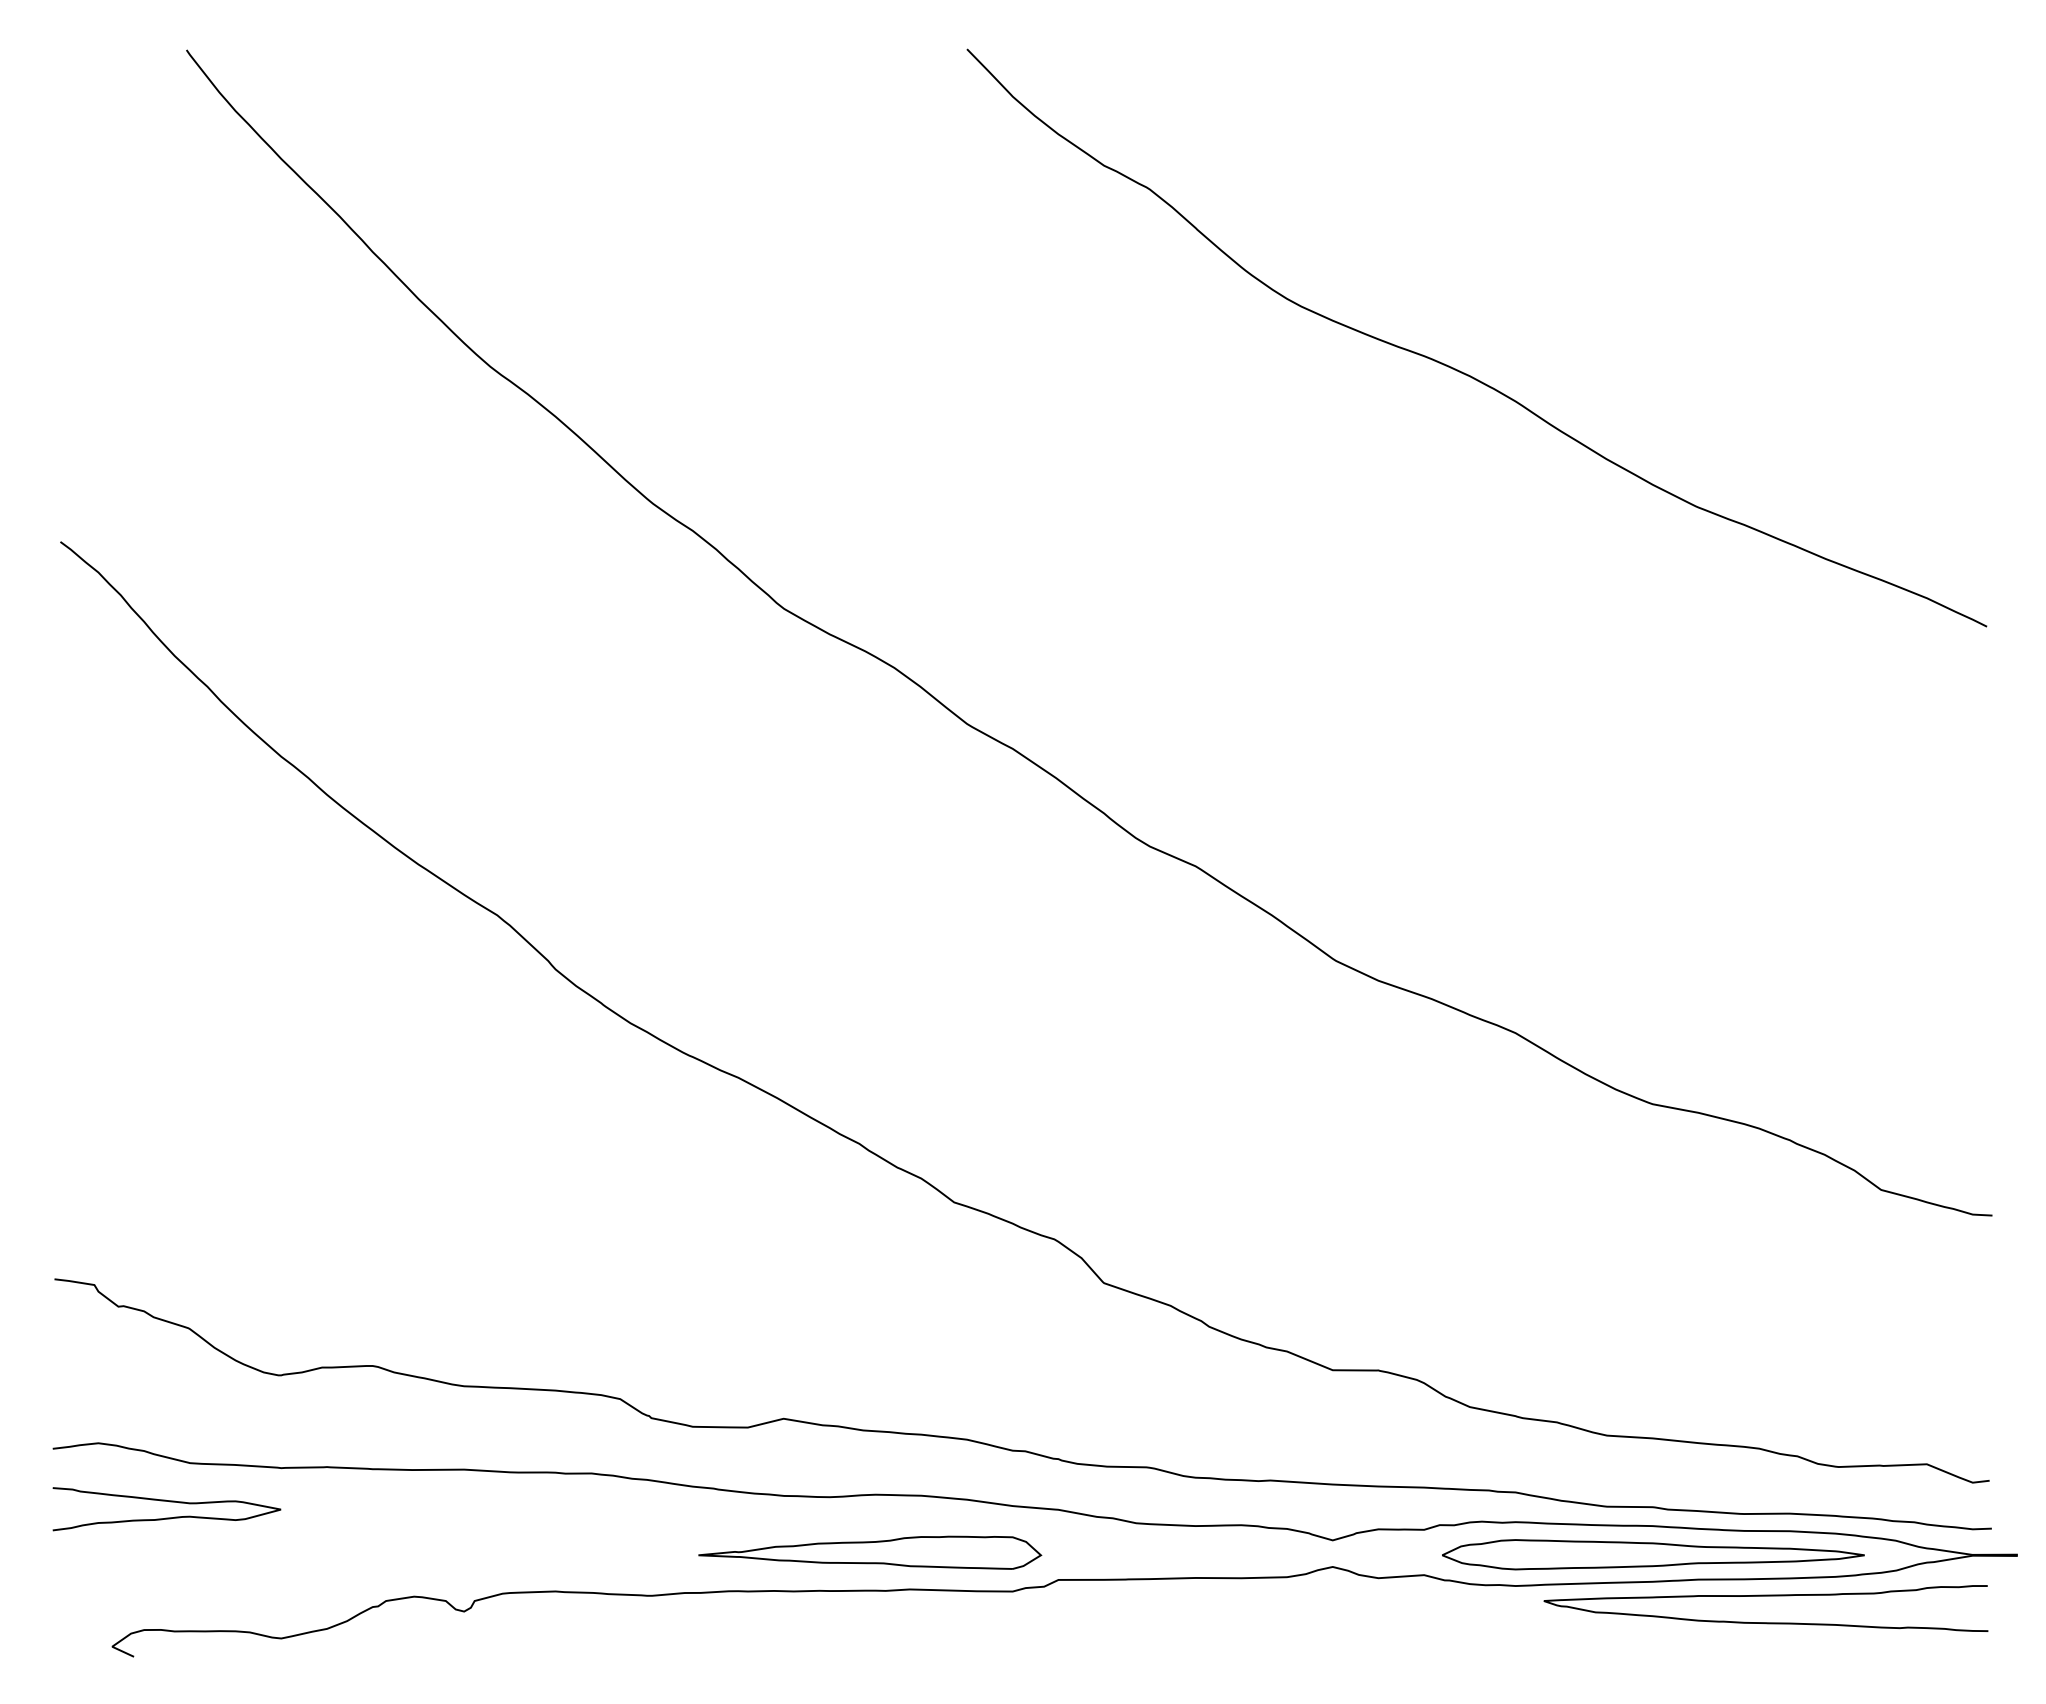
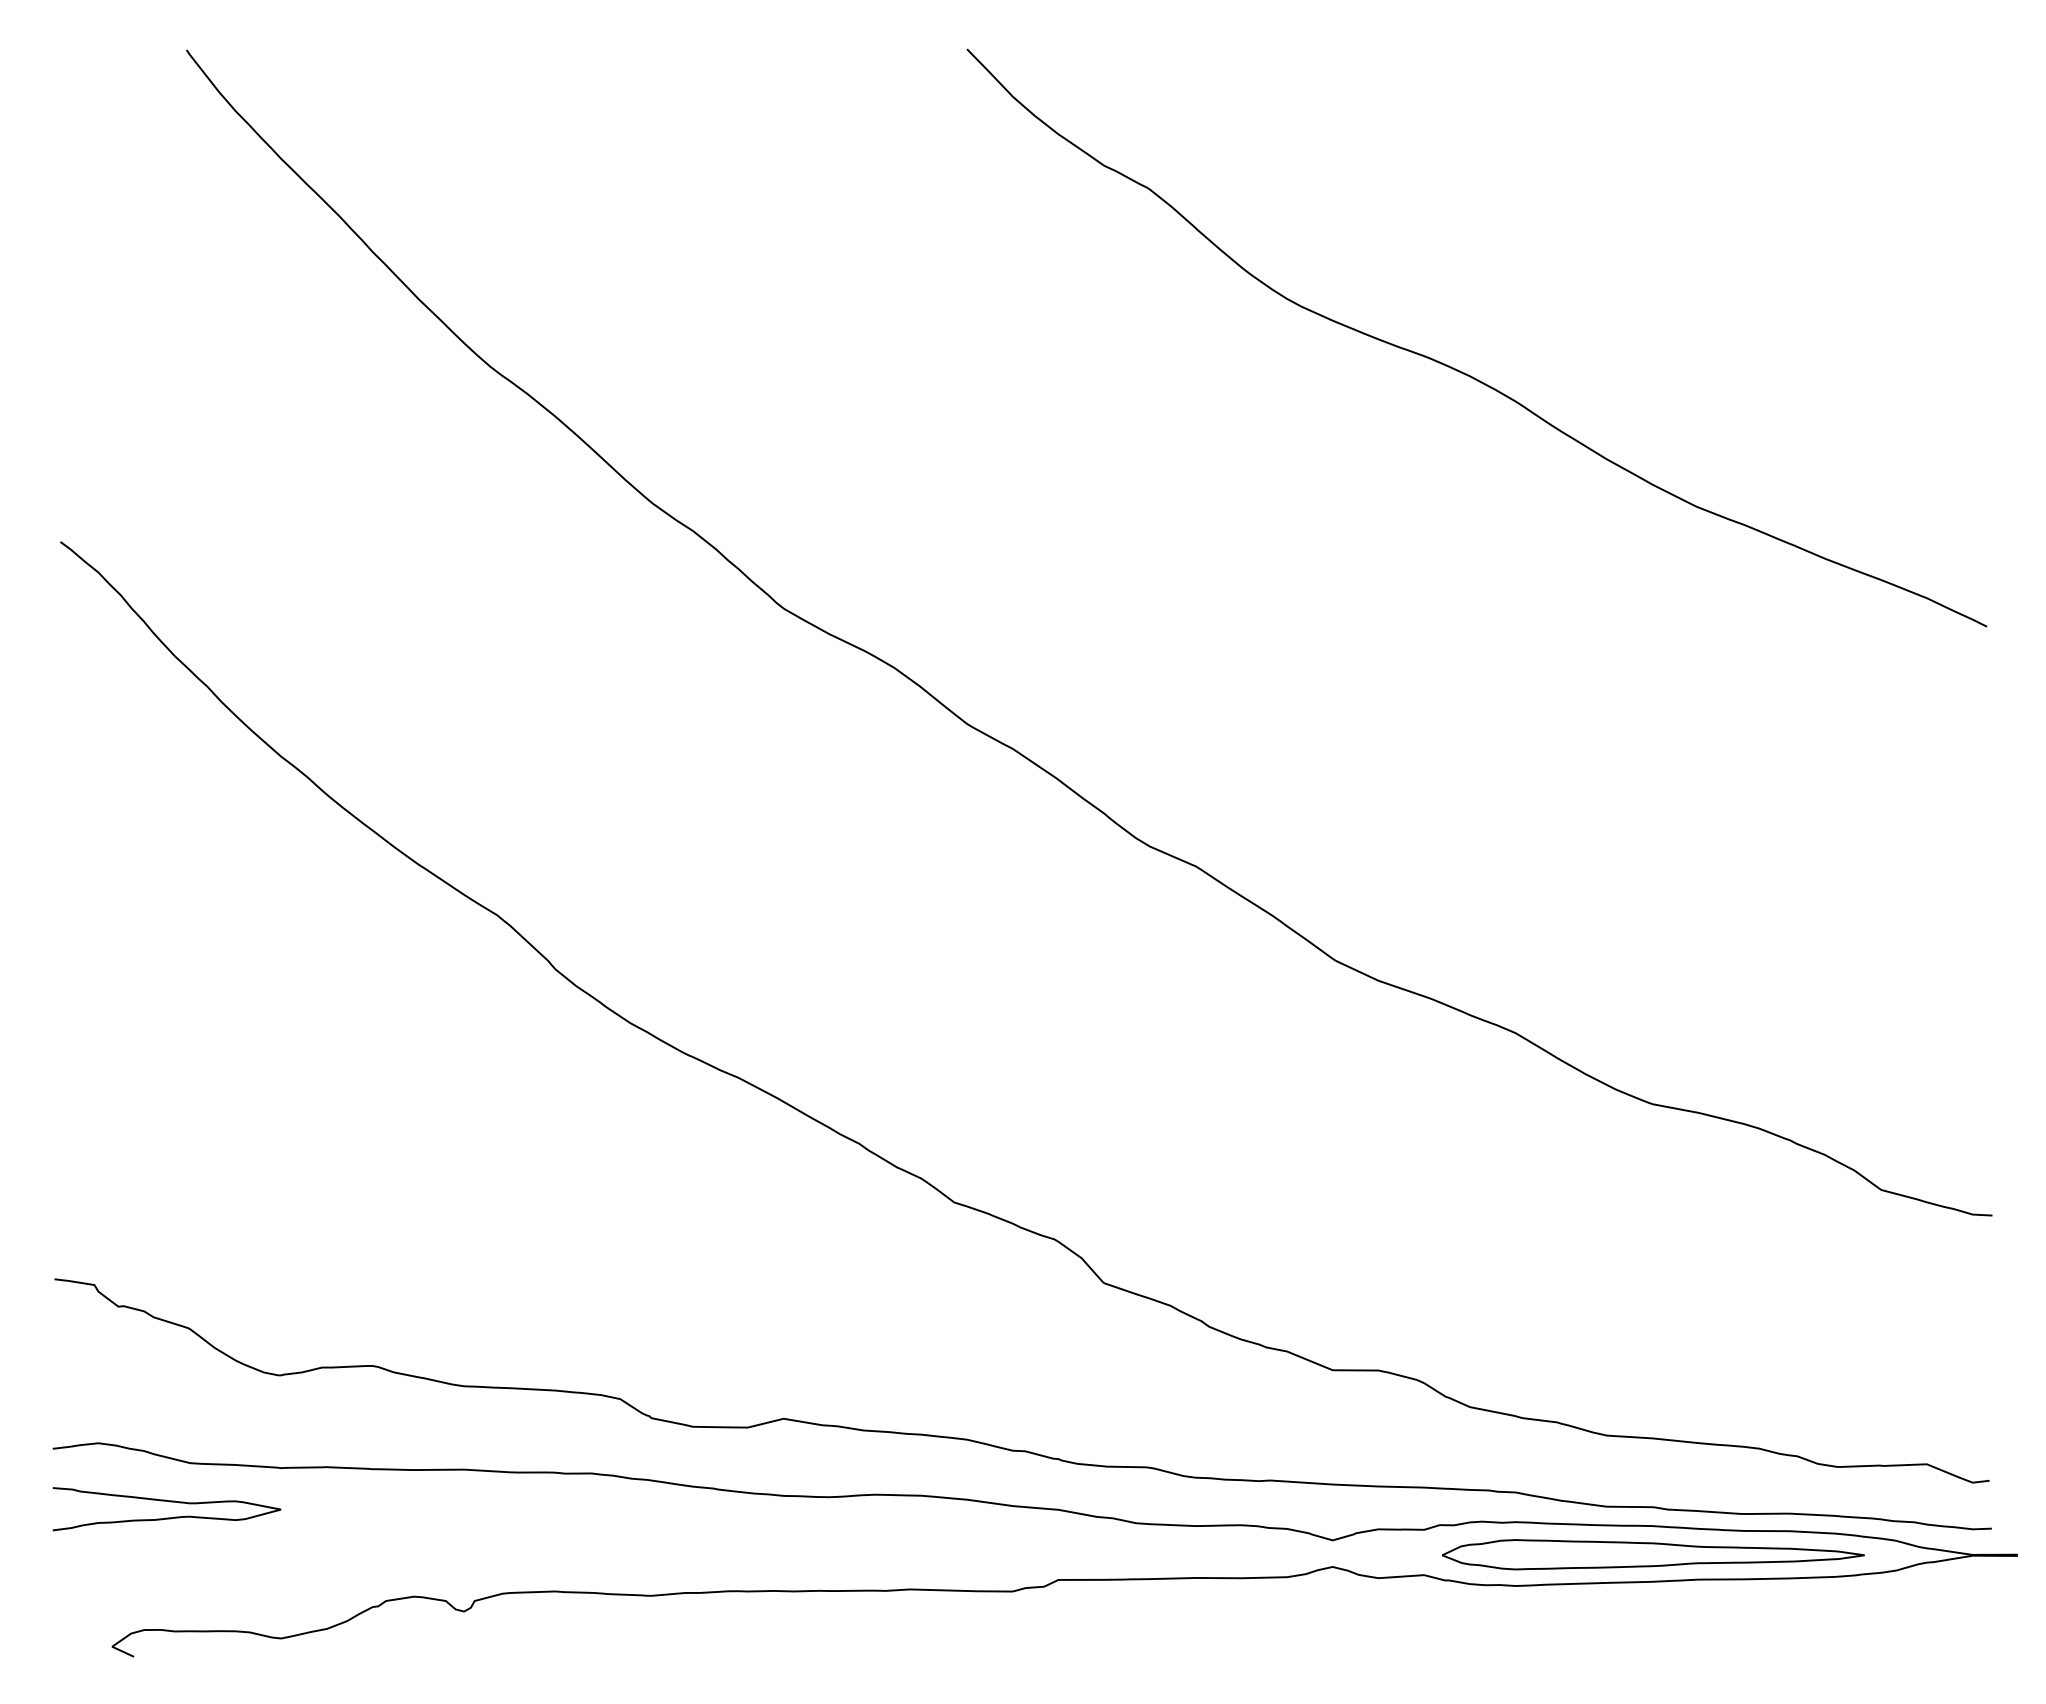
part: present -> none (870, 1552)
curve: present -> none (1765, 1596)
